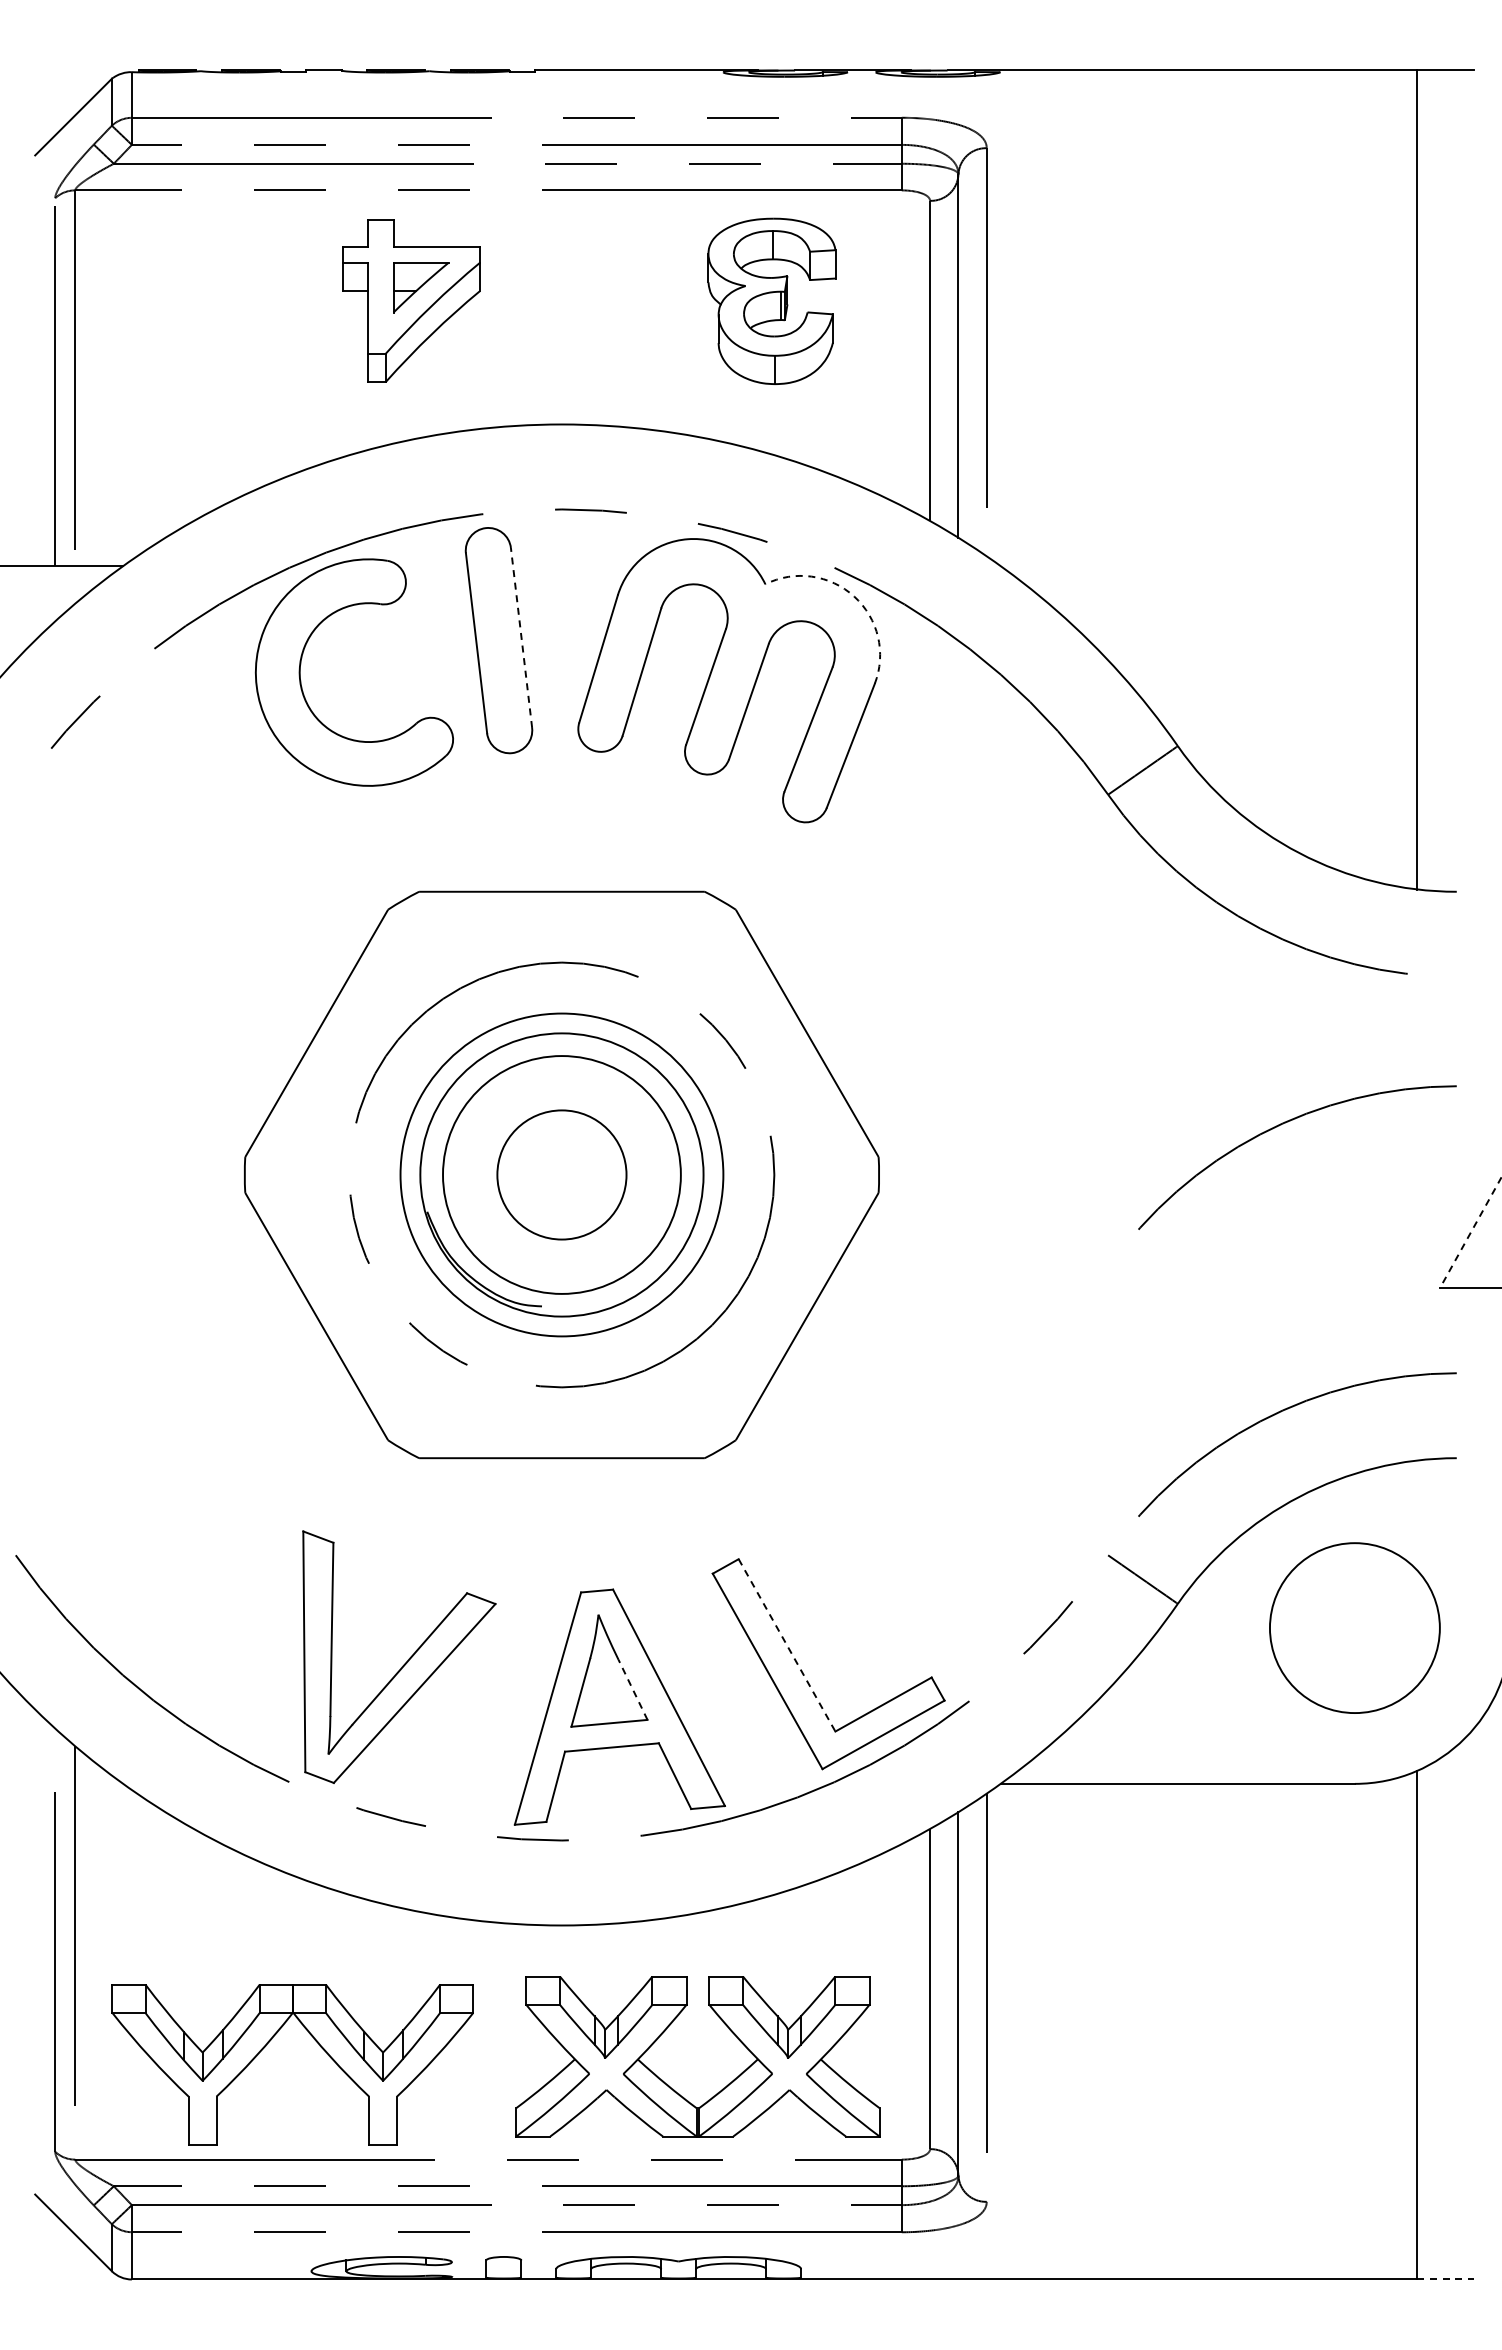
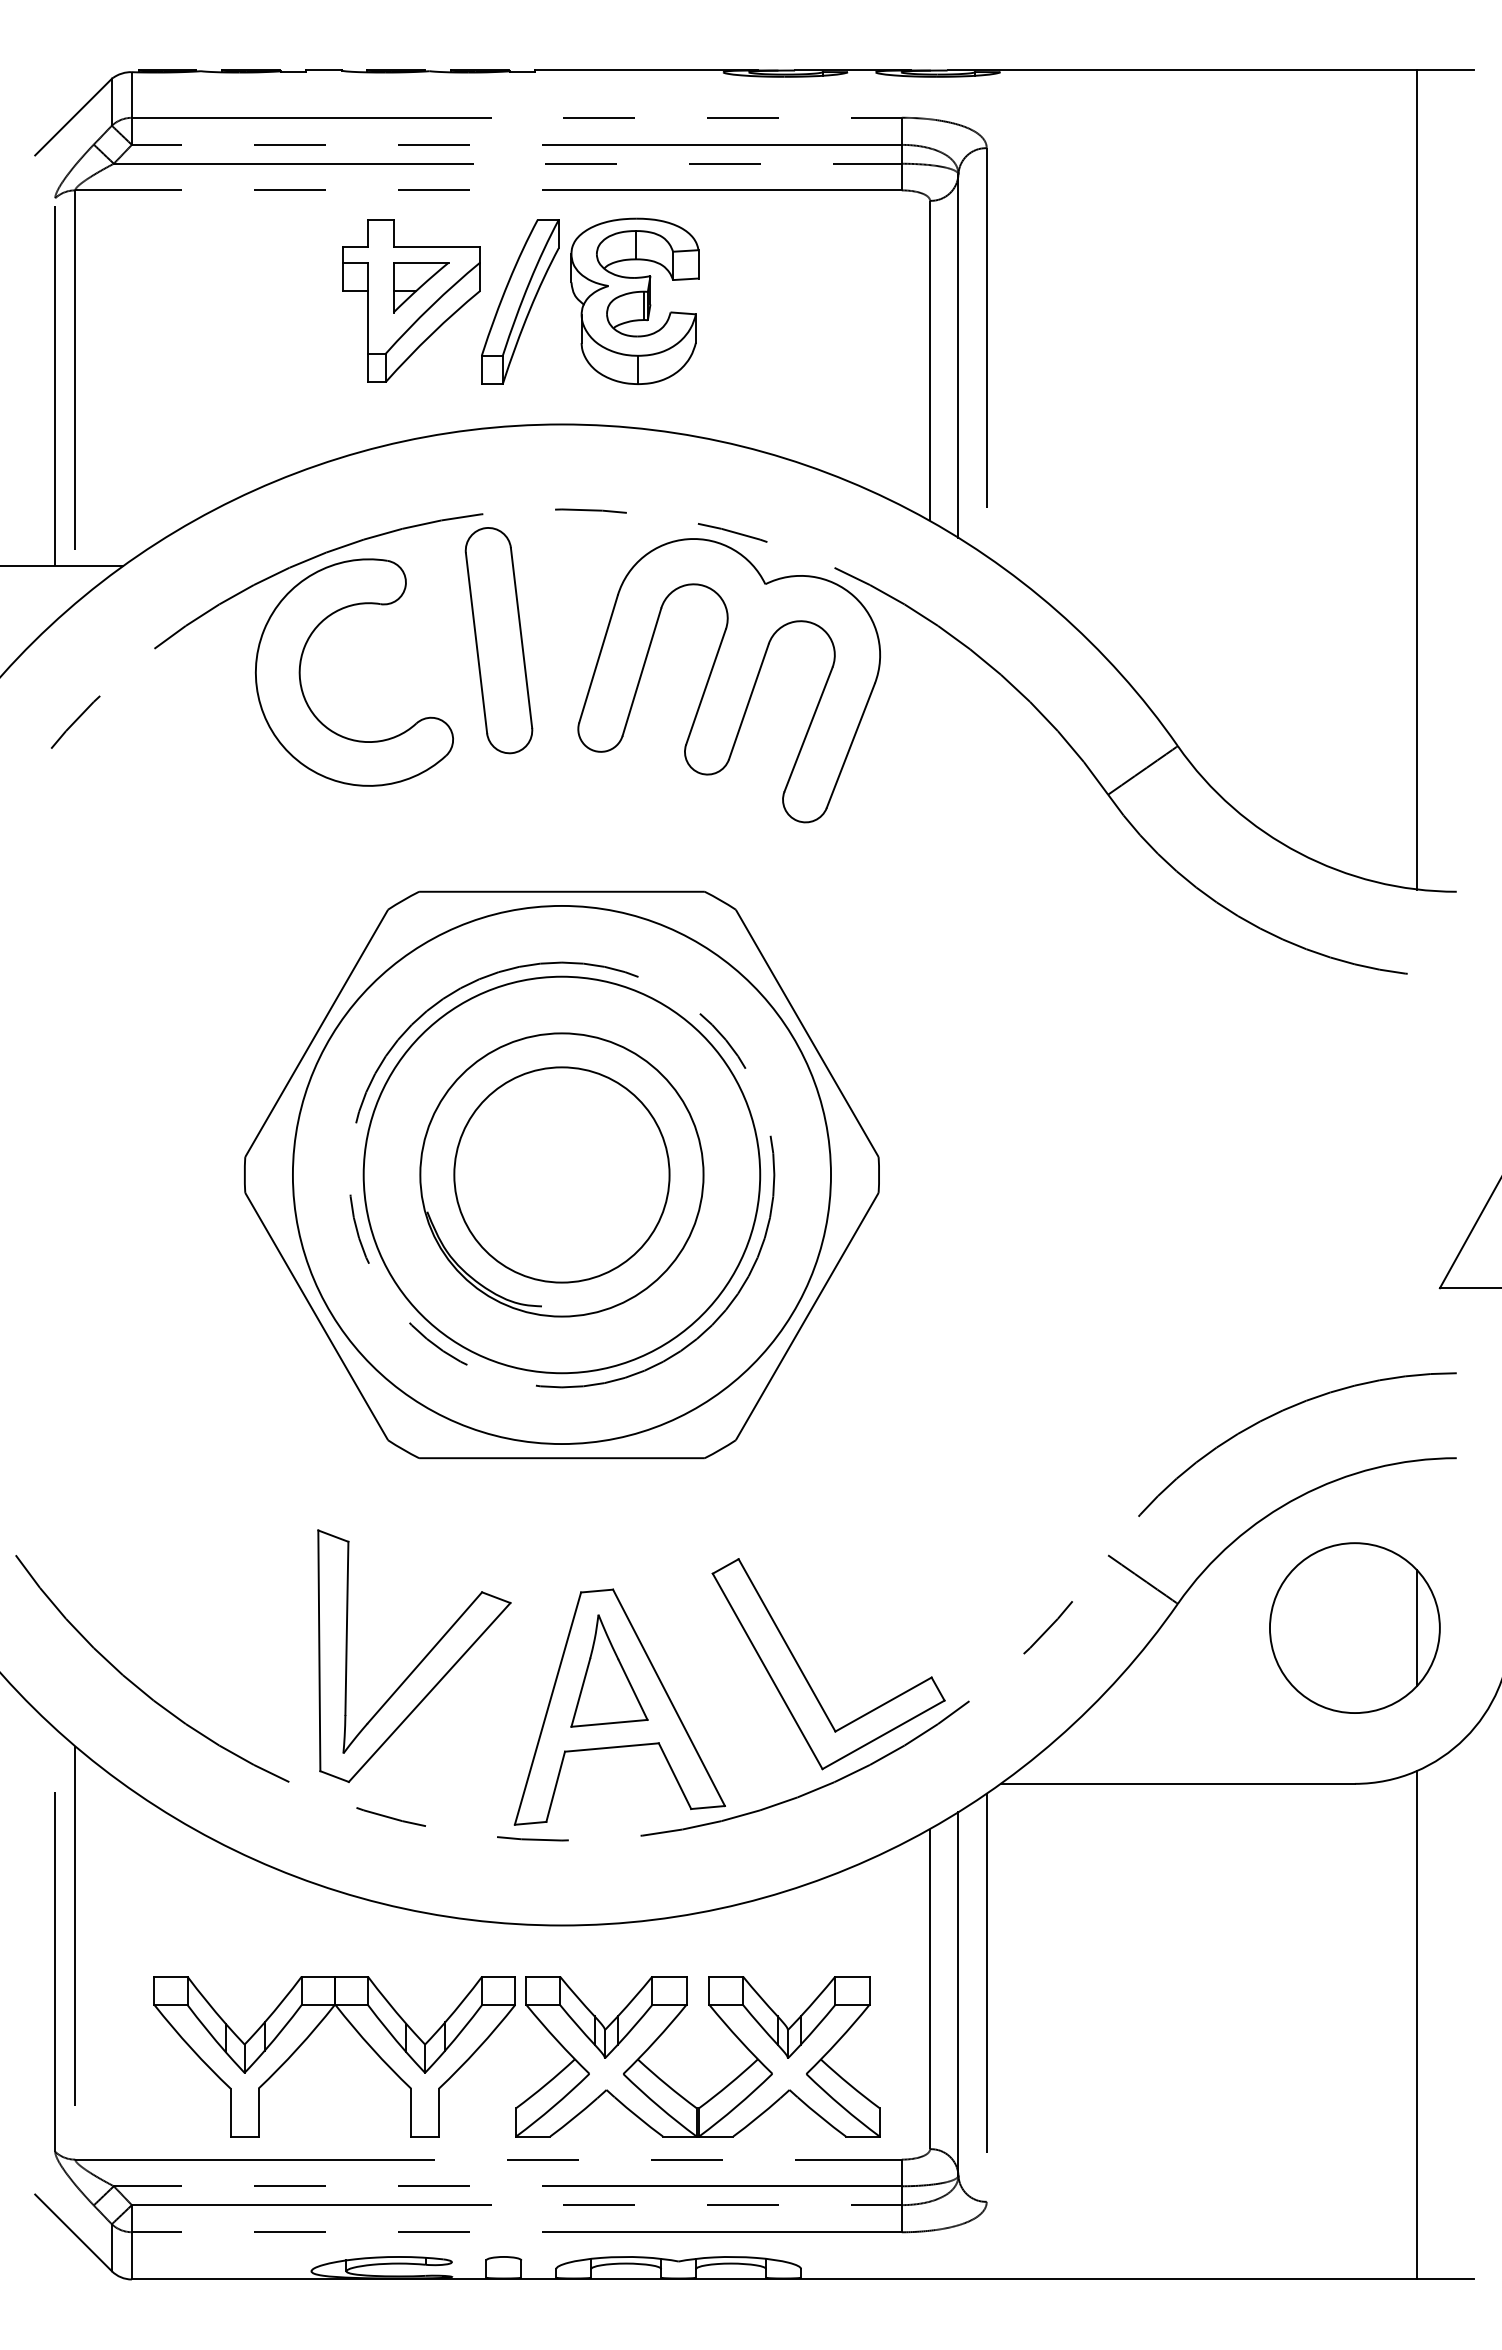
part position: (771, 300) -> (634, 300) (634, 300)
part: none -> present (520, 301)
arc: dashed -> solid (854, 596)
line: dashed -> solid (521, 637)
arc: present -> none (1281, 1125)
circle diameter: 129 px -> 215 px (561, 1174)
circle diameter: 238 px -> 396 px (561, 1174)
circle diameter: 323 px -> 538 px (561, 1174)
line: dashed -> solid (1470, 1232)
line: none -> present (1417, 1627)
line: dashed -> solid (787, 1645)
part position: (405, 1662) -> (420, 1661) (420, 1661)
line: dashed -> solid (632, 1689)
part position: (266, 2046) -> (308, 2038) (308, 2038)
line: dashed -> solid (1446, 2279)
